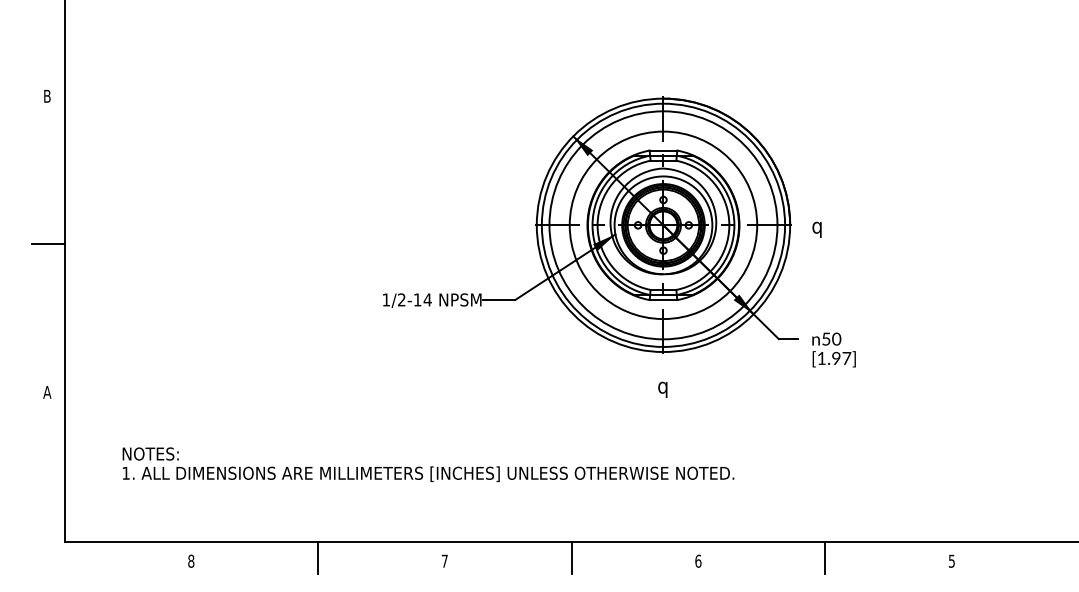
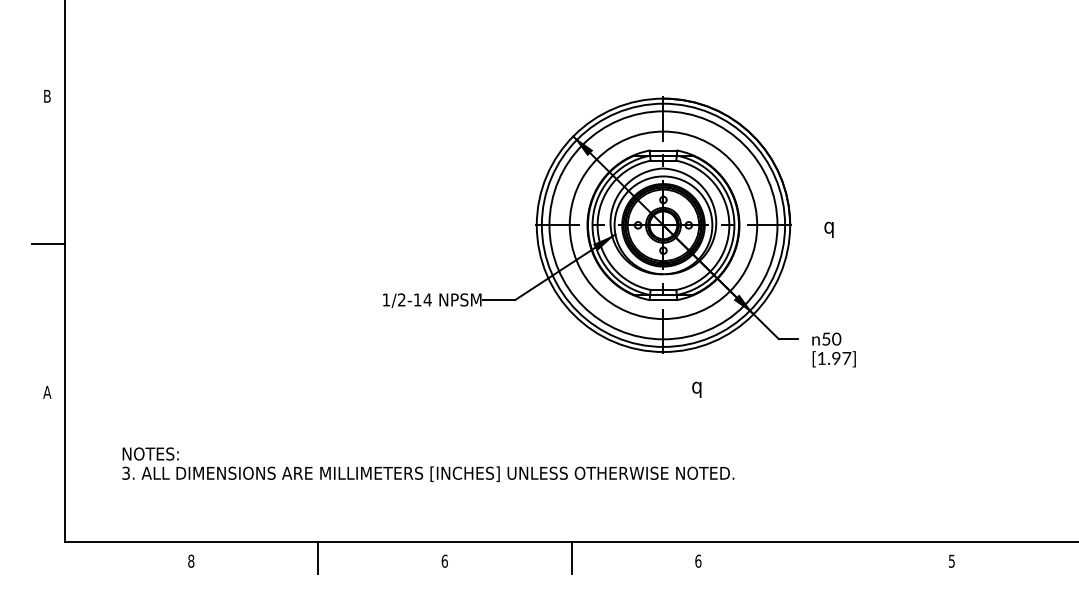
text position: (816, 229) -> (828, 229) (828, 229)
text position: (662, 389) -> (696, 389) (696, 389)
text: 1. -> 3. (125, 472)
line: present -> none (825, 557)
text: 7 -> 6 (444, 560)
